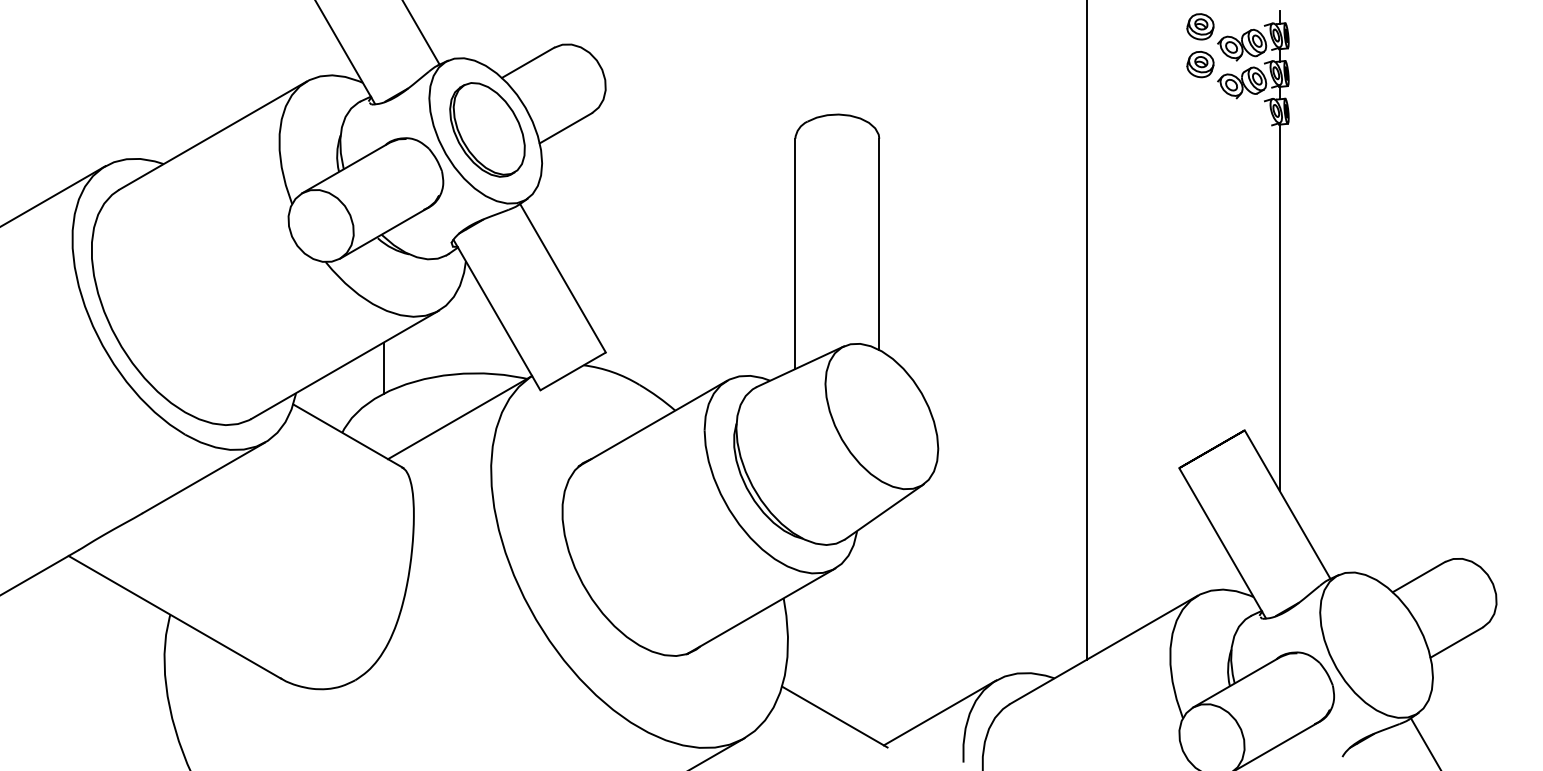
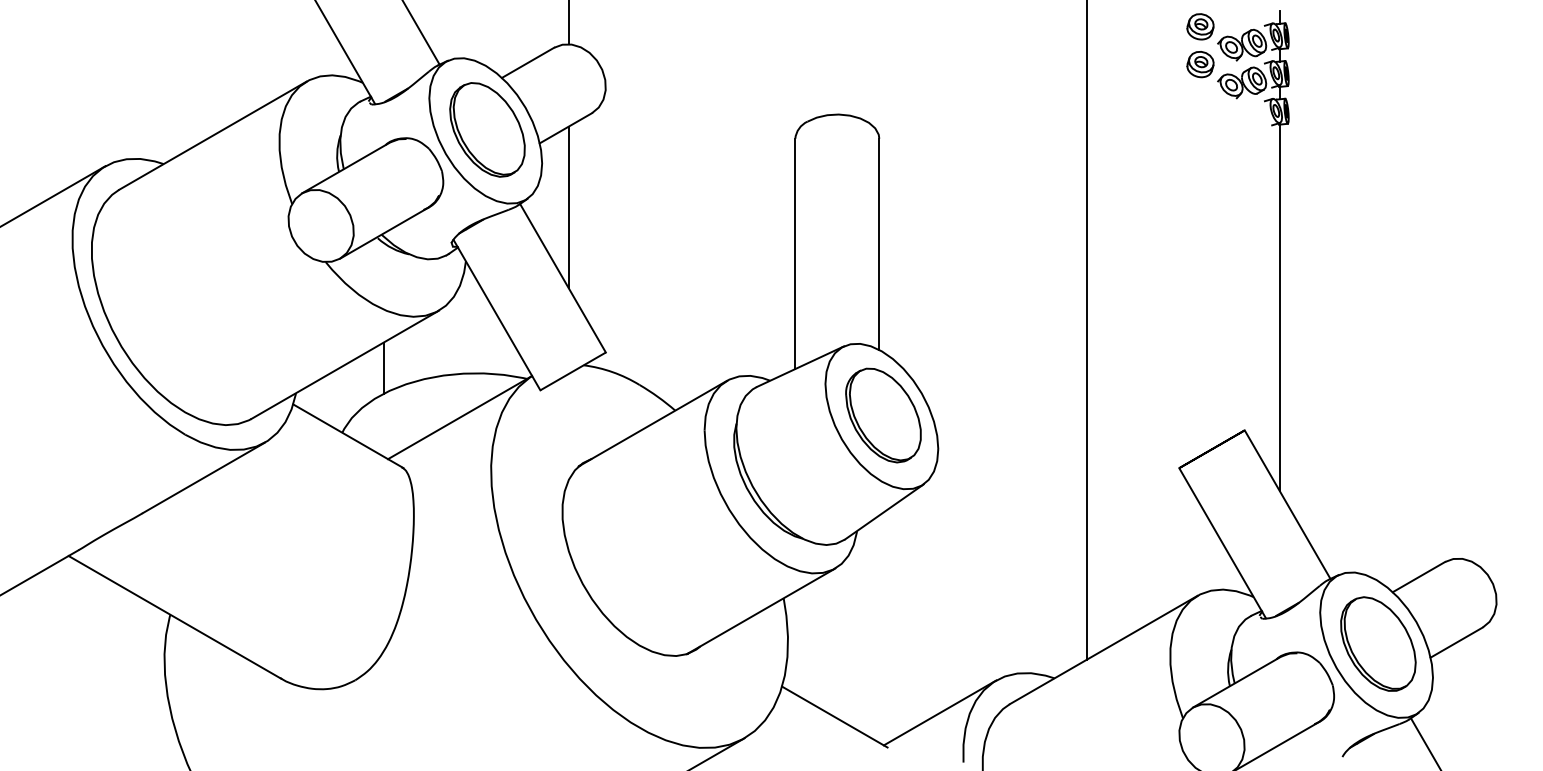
line: none -> present (568, 23)
line: none -> present (568, 207)
part: none -> present (883, 415)
part: none -> present (1378, 643)
